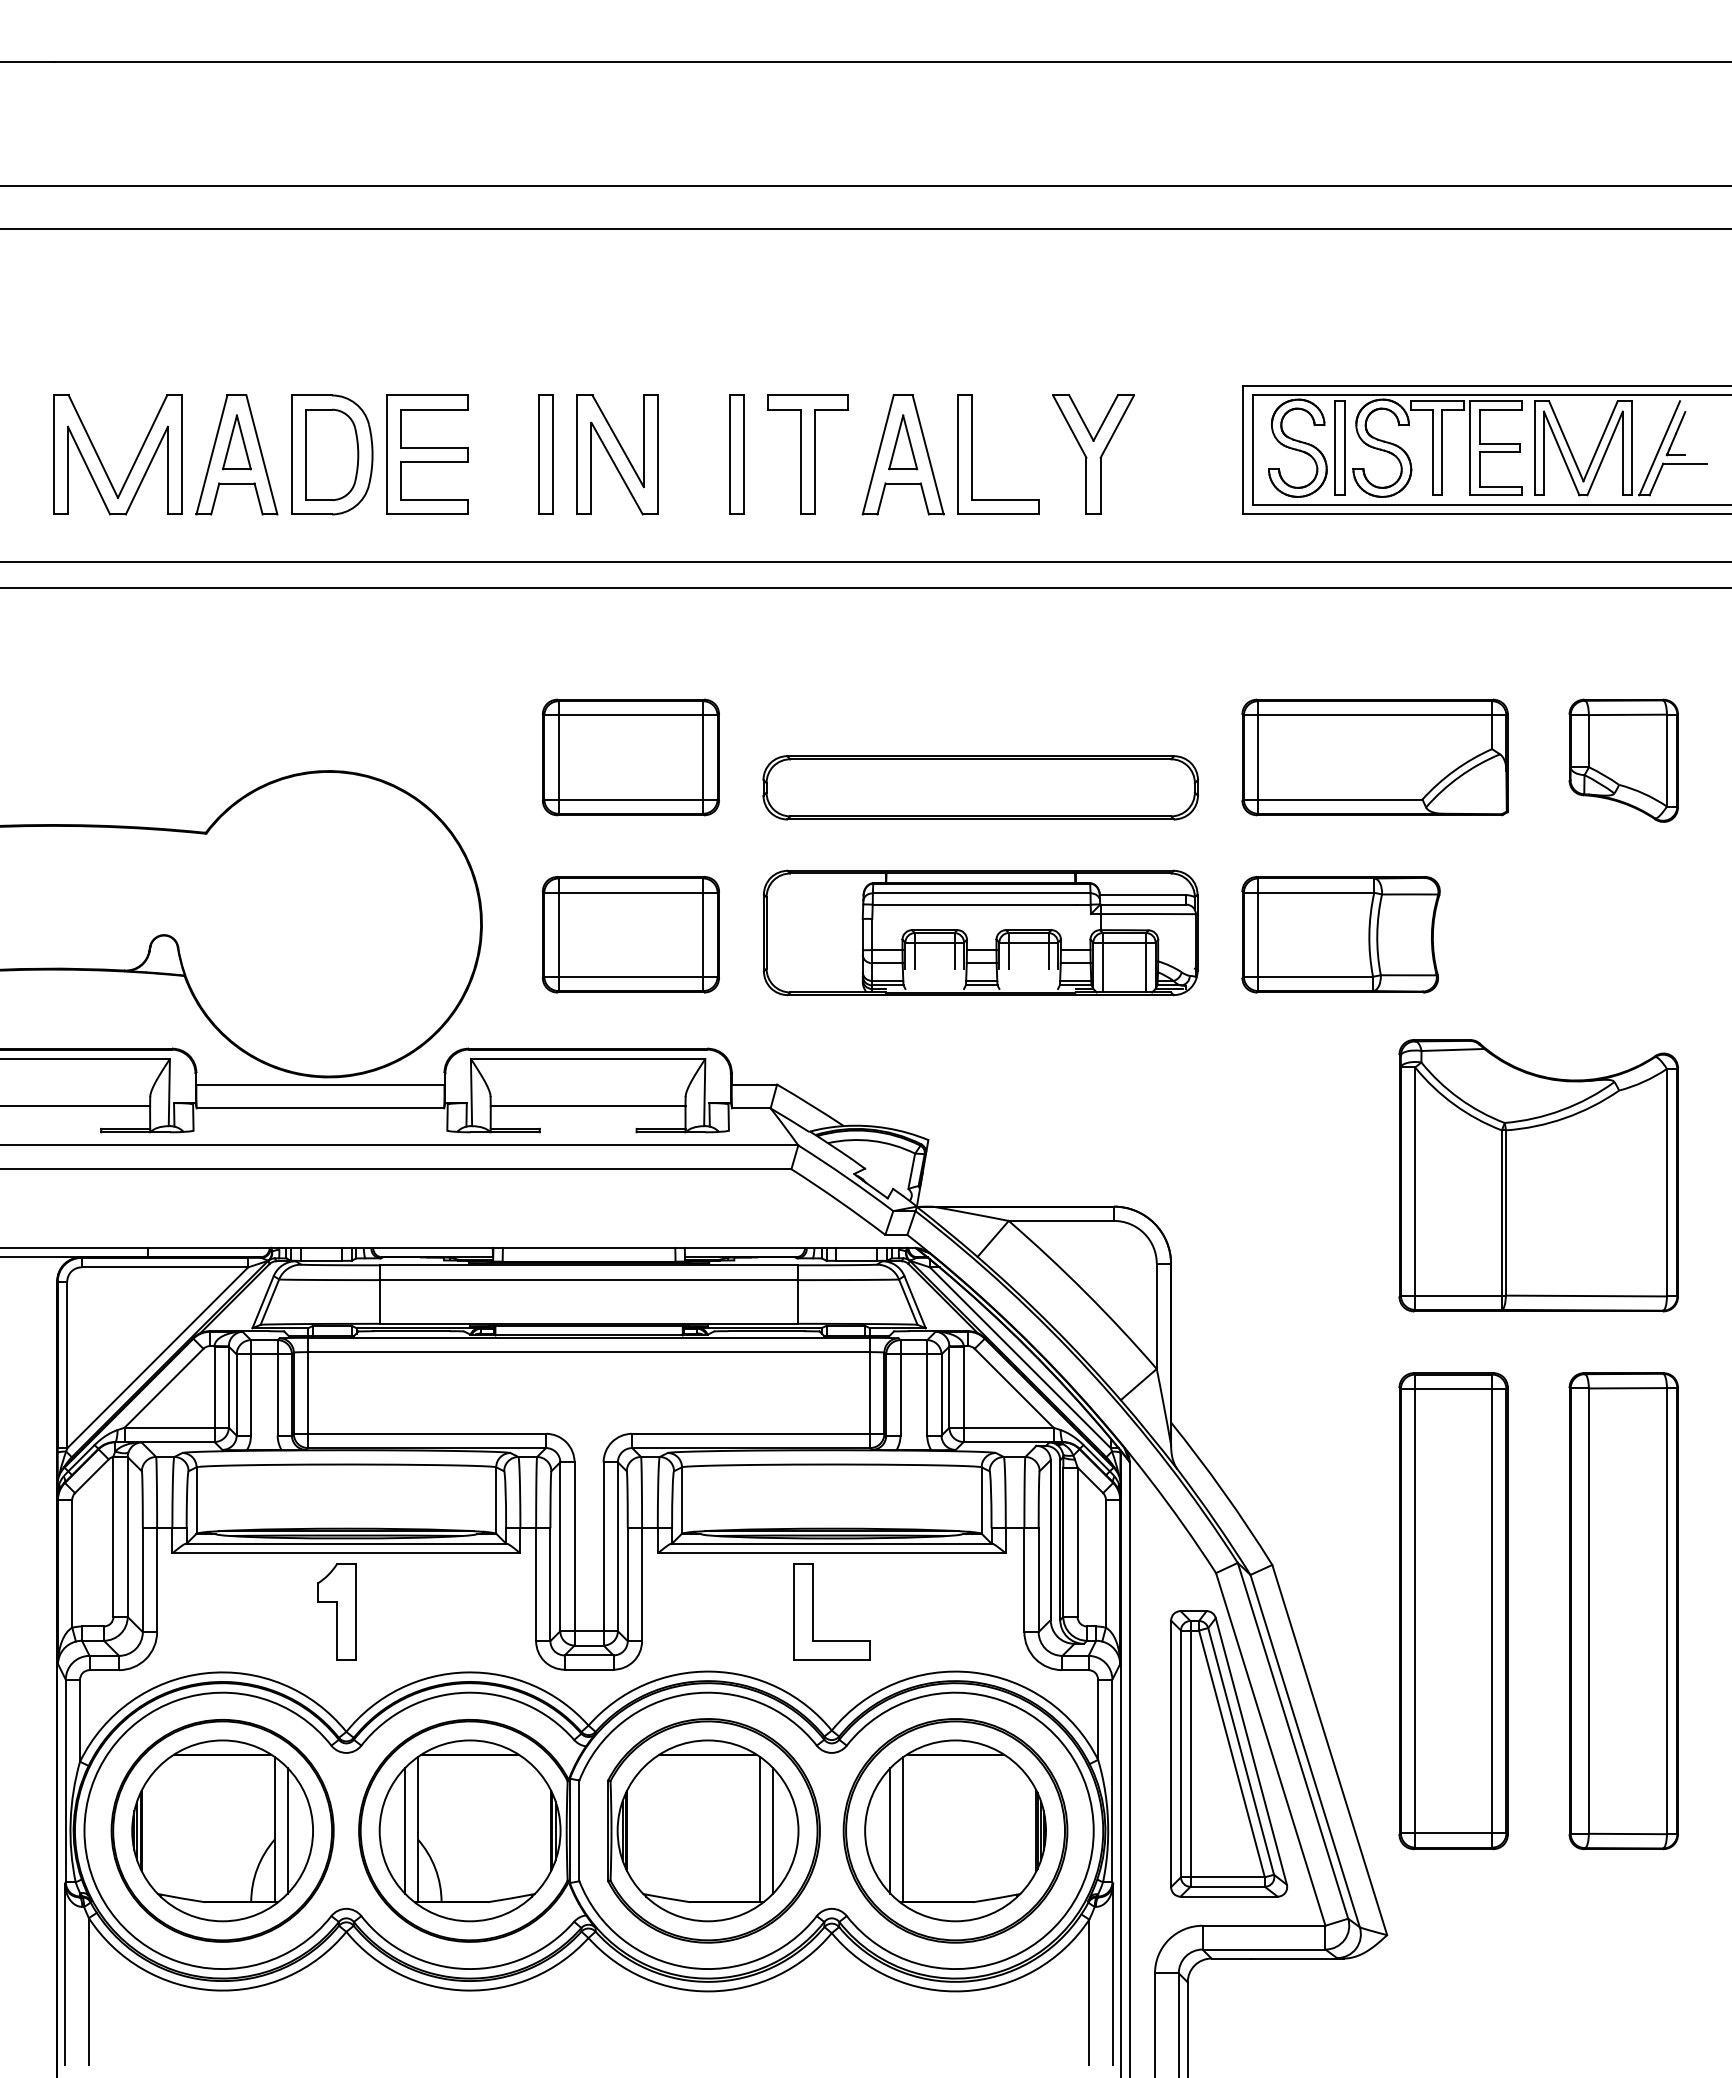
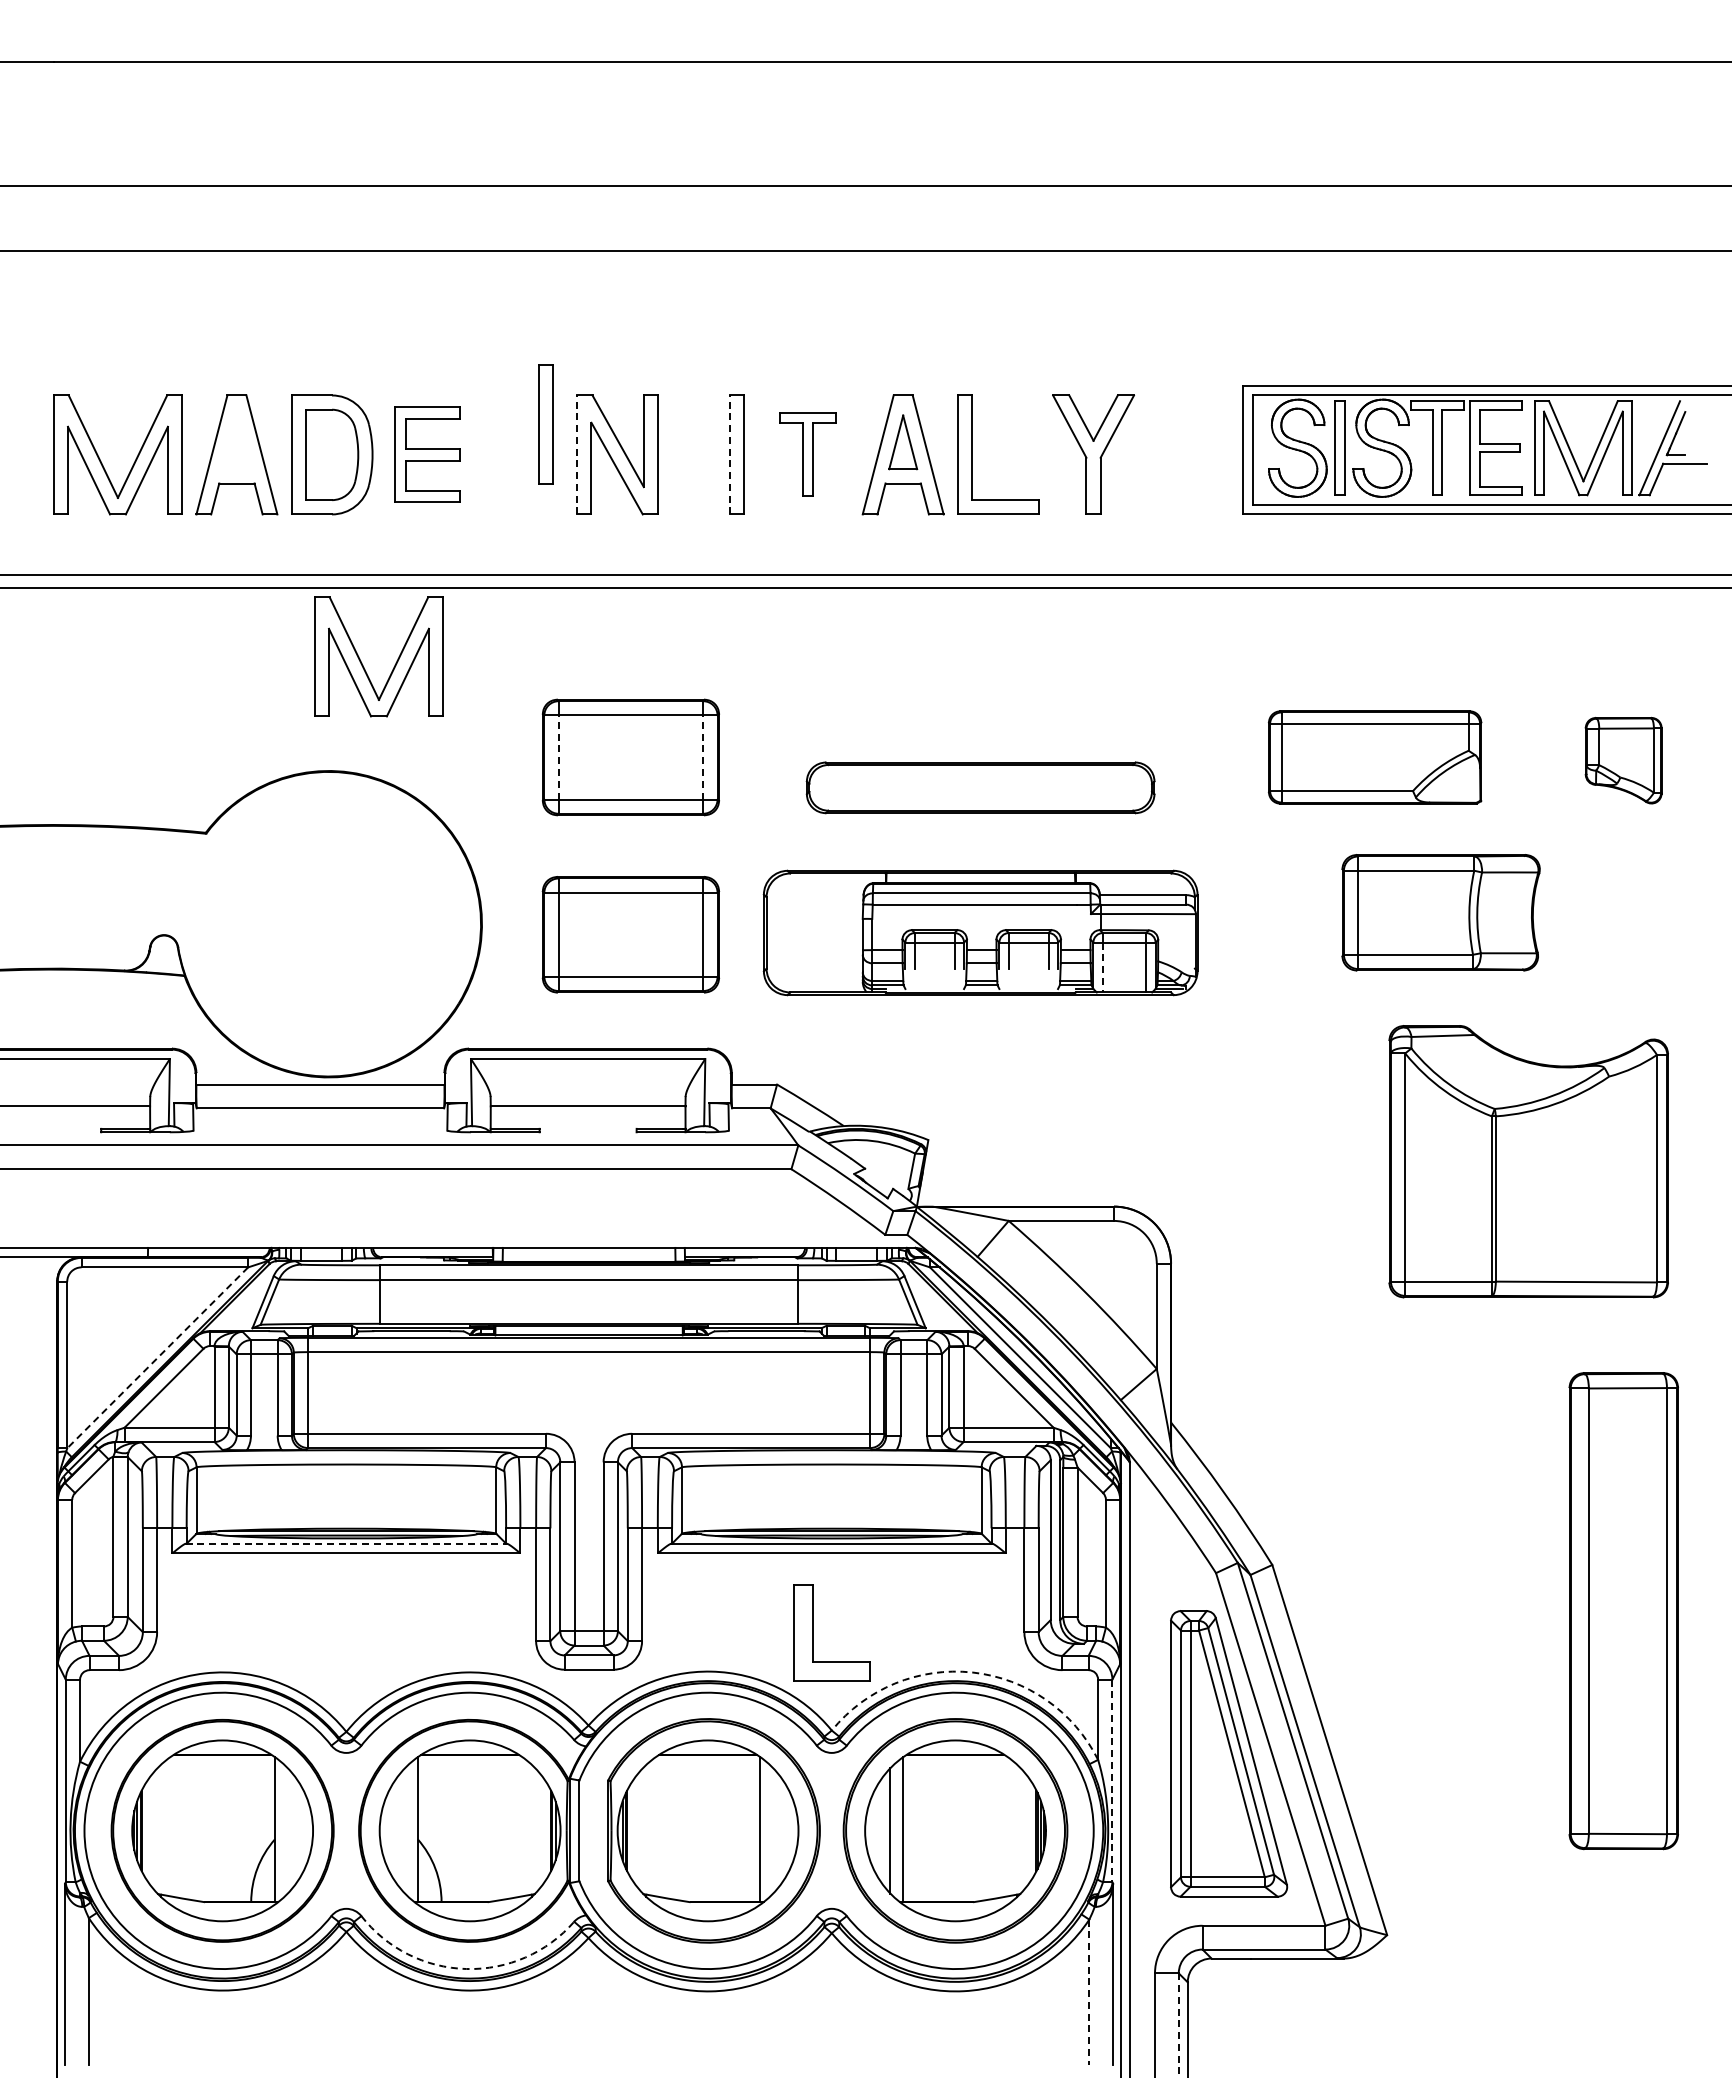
line position: (865, 228) -> (865, 250) (865, 250)
part: present -> none (236, 442)
part size: 83x121 px -> 67x97 px (427, 454)
part position: (545, 454) -> (545, 424) (545, 424)
line: solid -> dashed (577, 454)
line: solid -> dashed (729, 454)
part size: 82x121 px -> 58x85 px (807, 454)
line position: (865, 562) -> (865, 575) (865, 575)
part: none -> present (361, 660)
line: solid -> dashed (558, 757)
line: solid -> dashed (703, 757)
part size: 268x119 px -> 216x95 px (1374, 757)
part size: 111x125 px -> 79x89 px (1623, 760)
part size: 437x66 px -> 351x54 px (980, 787)
part position: (1340, 934) -> (1440, 912) (1440, 912)
line: solid -> dashed (1102, 967)
part position: (1538, 1175) -> (1528, 1161) (1528, 1161)
line: solid -> dashed (157, 1357)
line: solid -> dashed (346, 1543)
part: present -> none (336, 1611)
part position: (813, 1611) -> (813, 1632) (813, 1632)
part: present -> none (1453, 1611)
arc: solid -> dashed (972, 1672)
line: solid -> dashed (1112, 1781)
line: present -> none (287, 1830)
line: present -> none (404, 1830)
line: present -> none (773, 1830)
arc: solid -> dashed (466, 1969)
line: solid -> dashed (1089, 1992)
line: solid -> dashed (1178, 2025)
